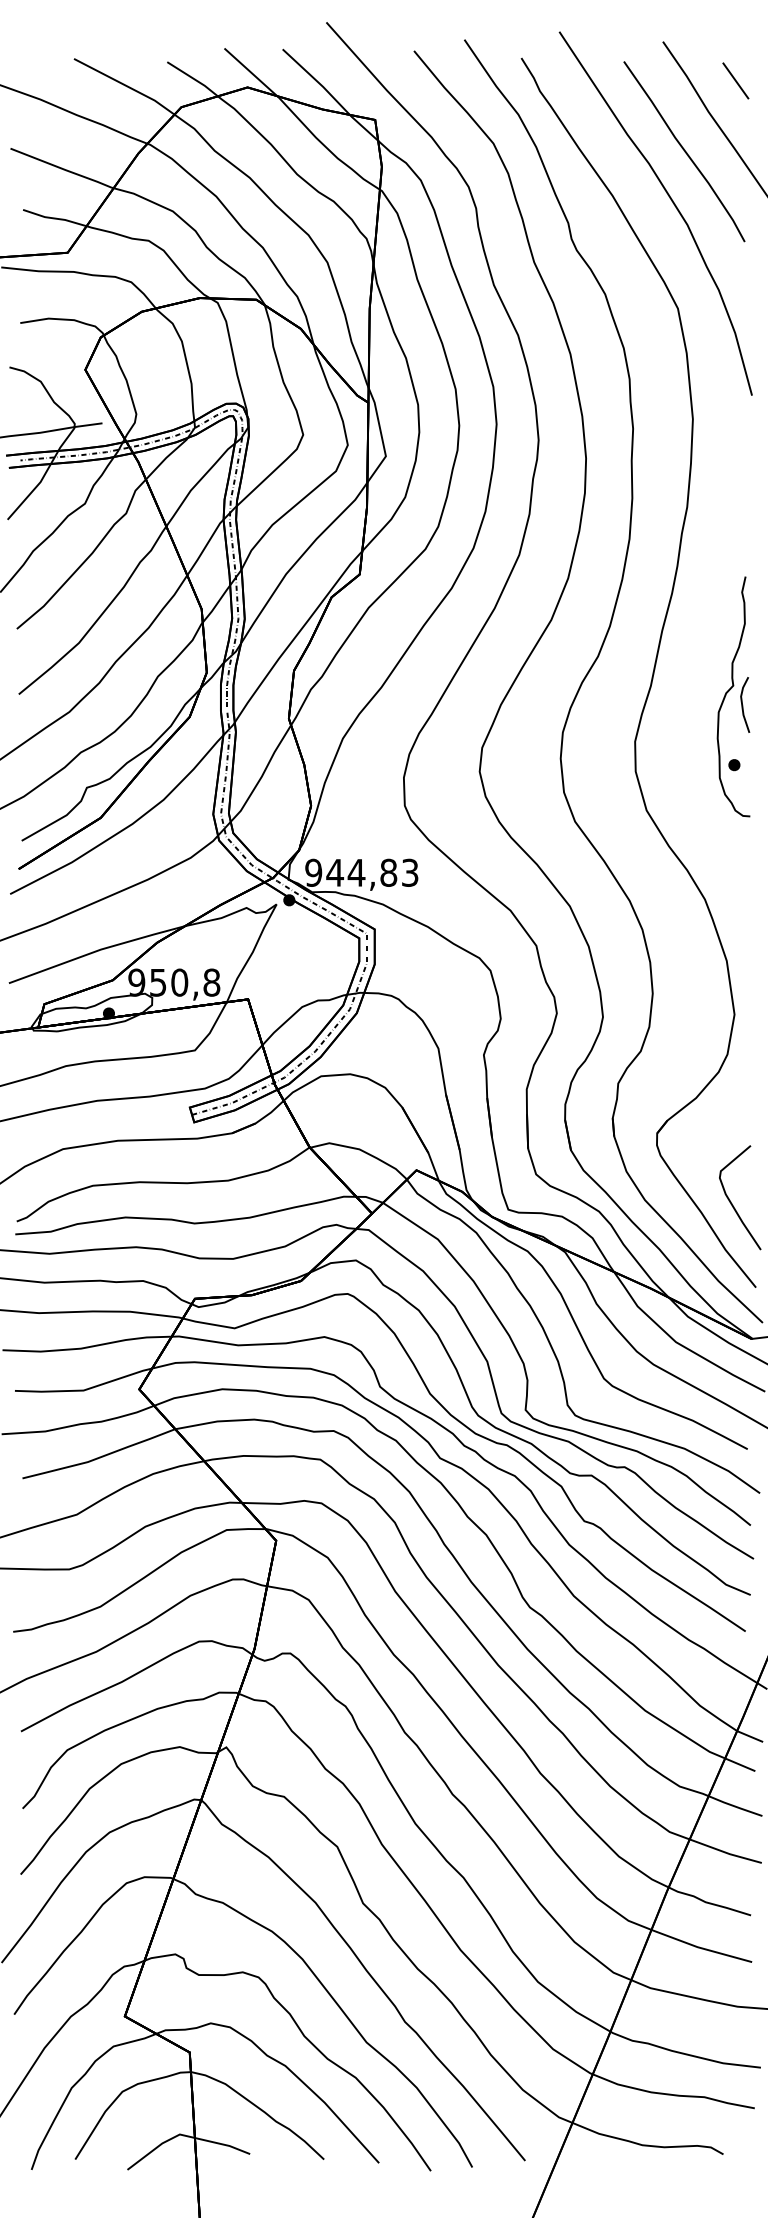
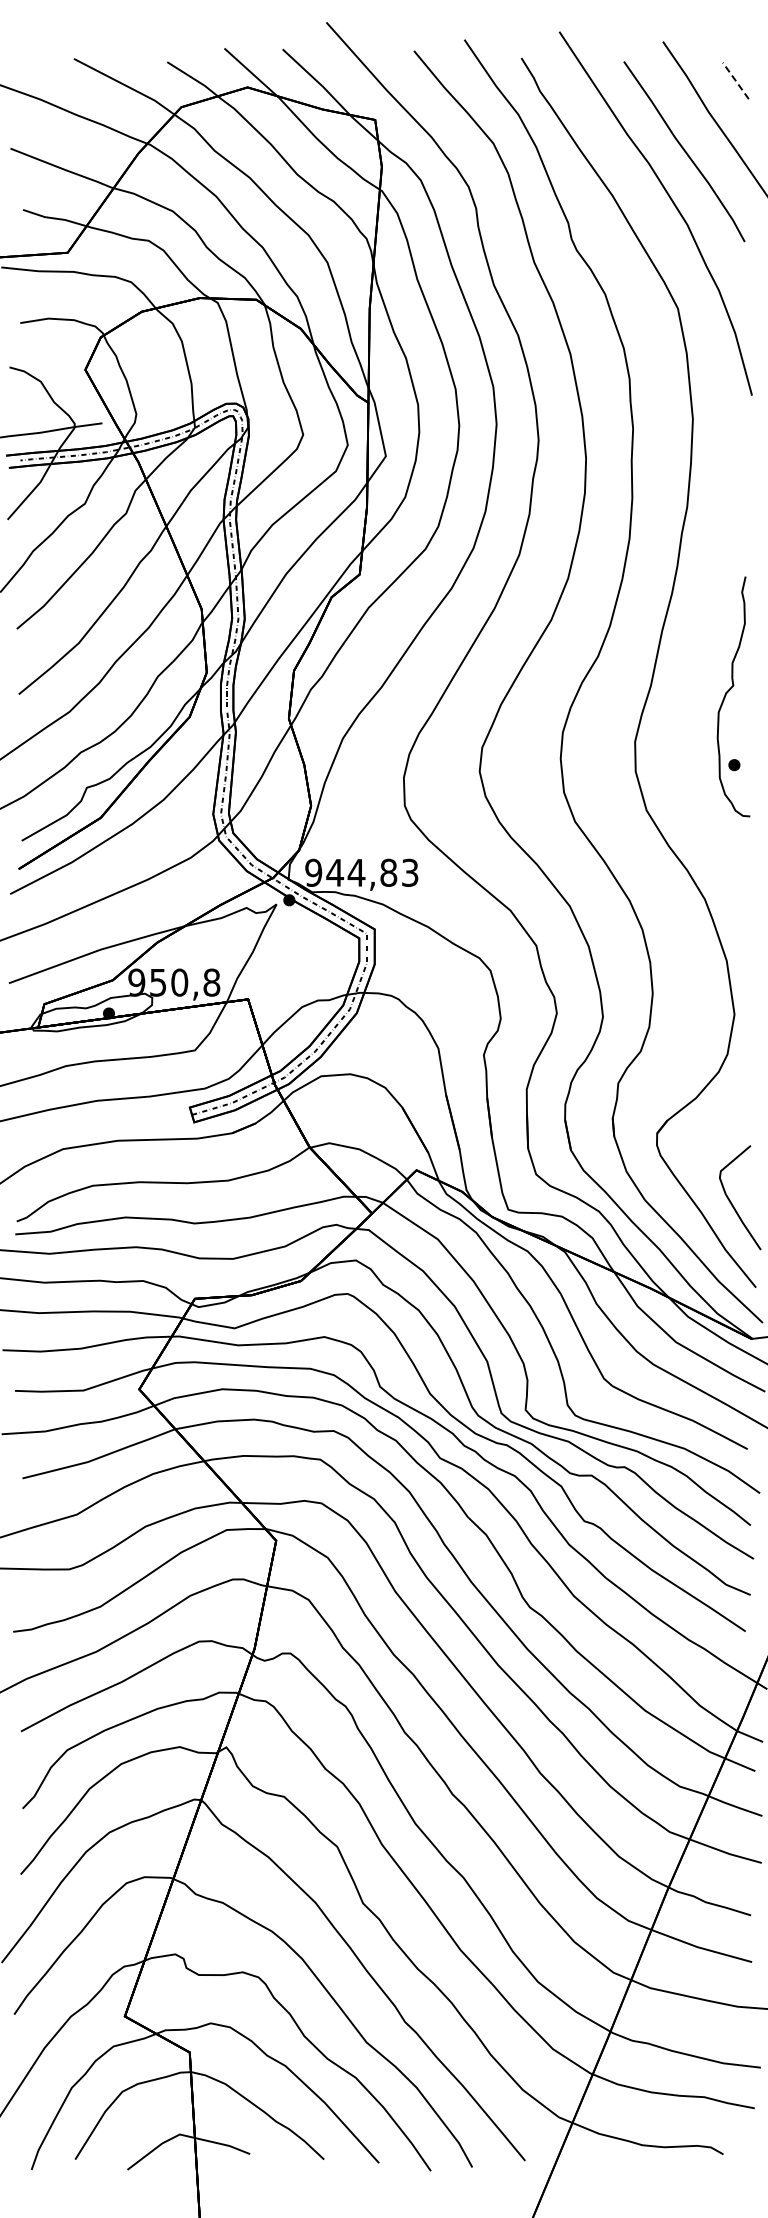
line: solid -> dashed (735, 80)
line: present -> none (743, 705)
